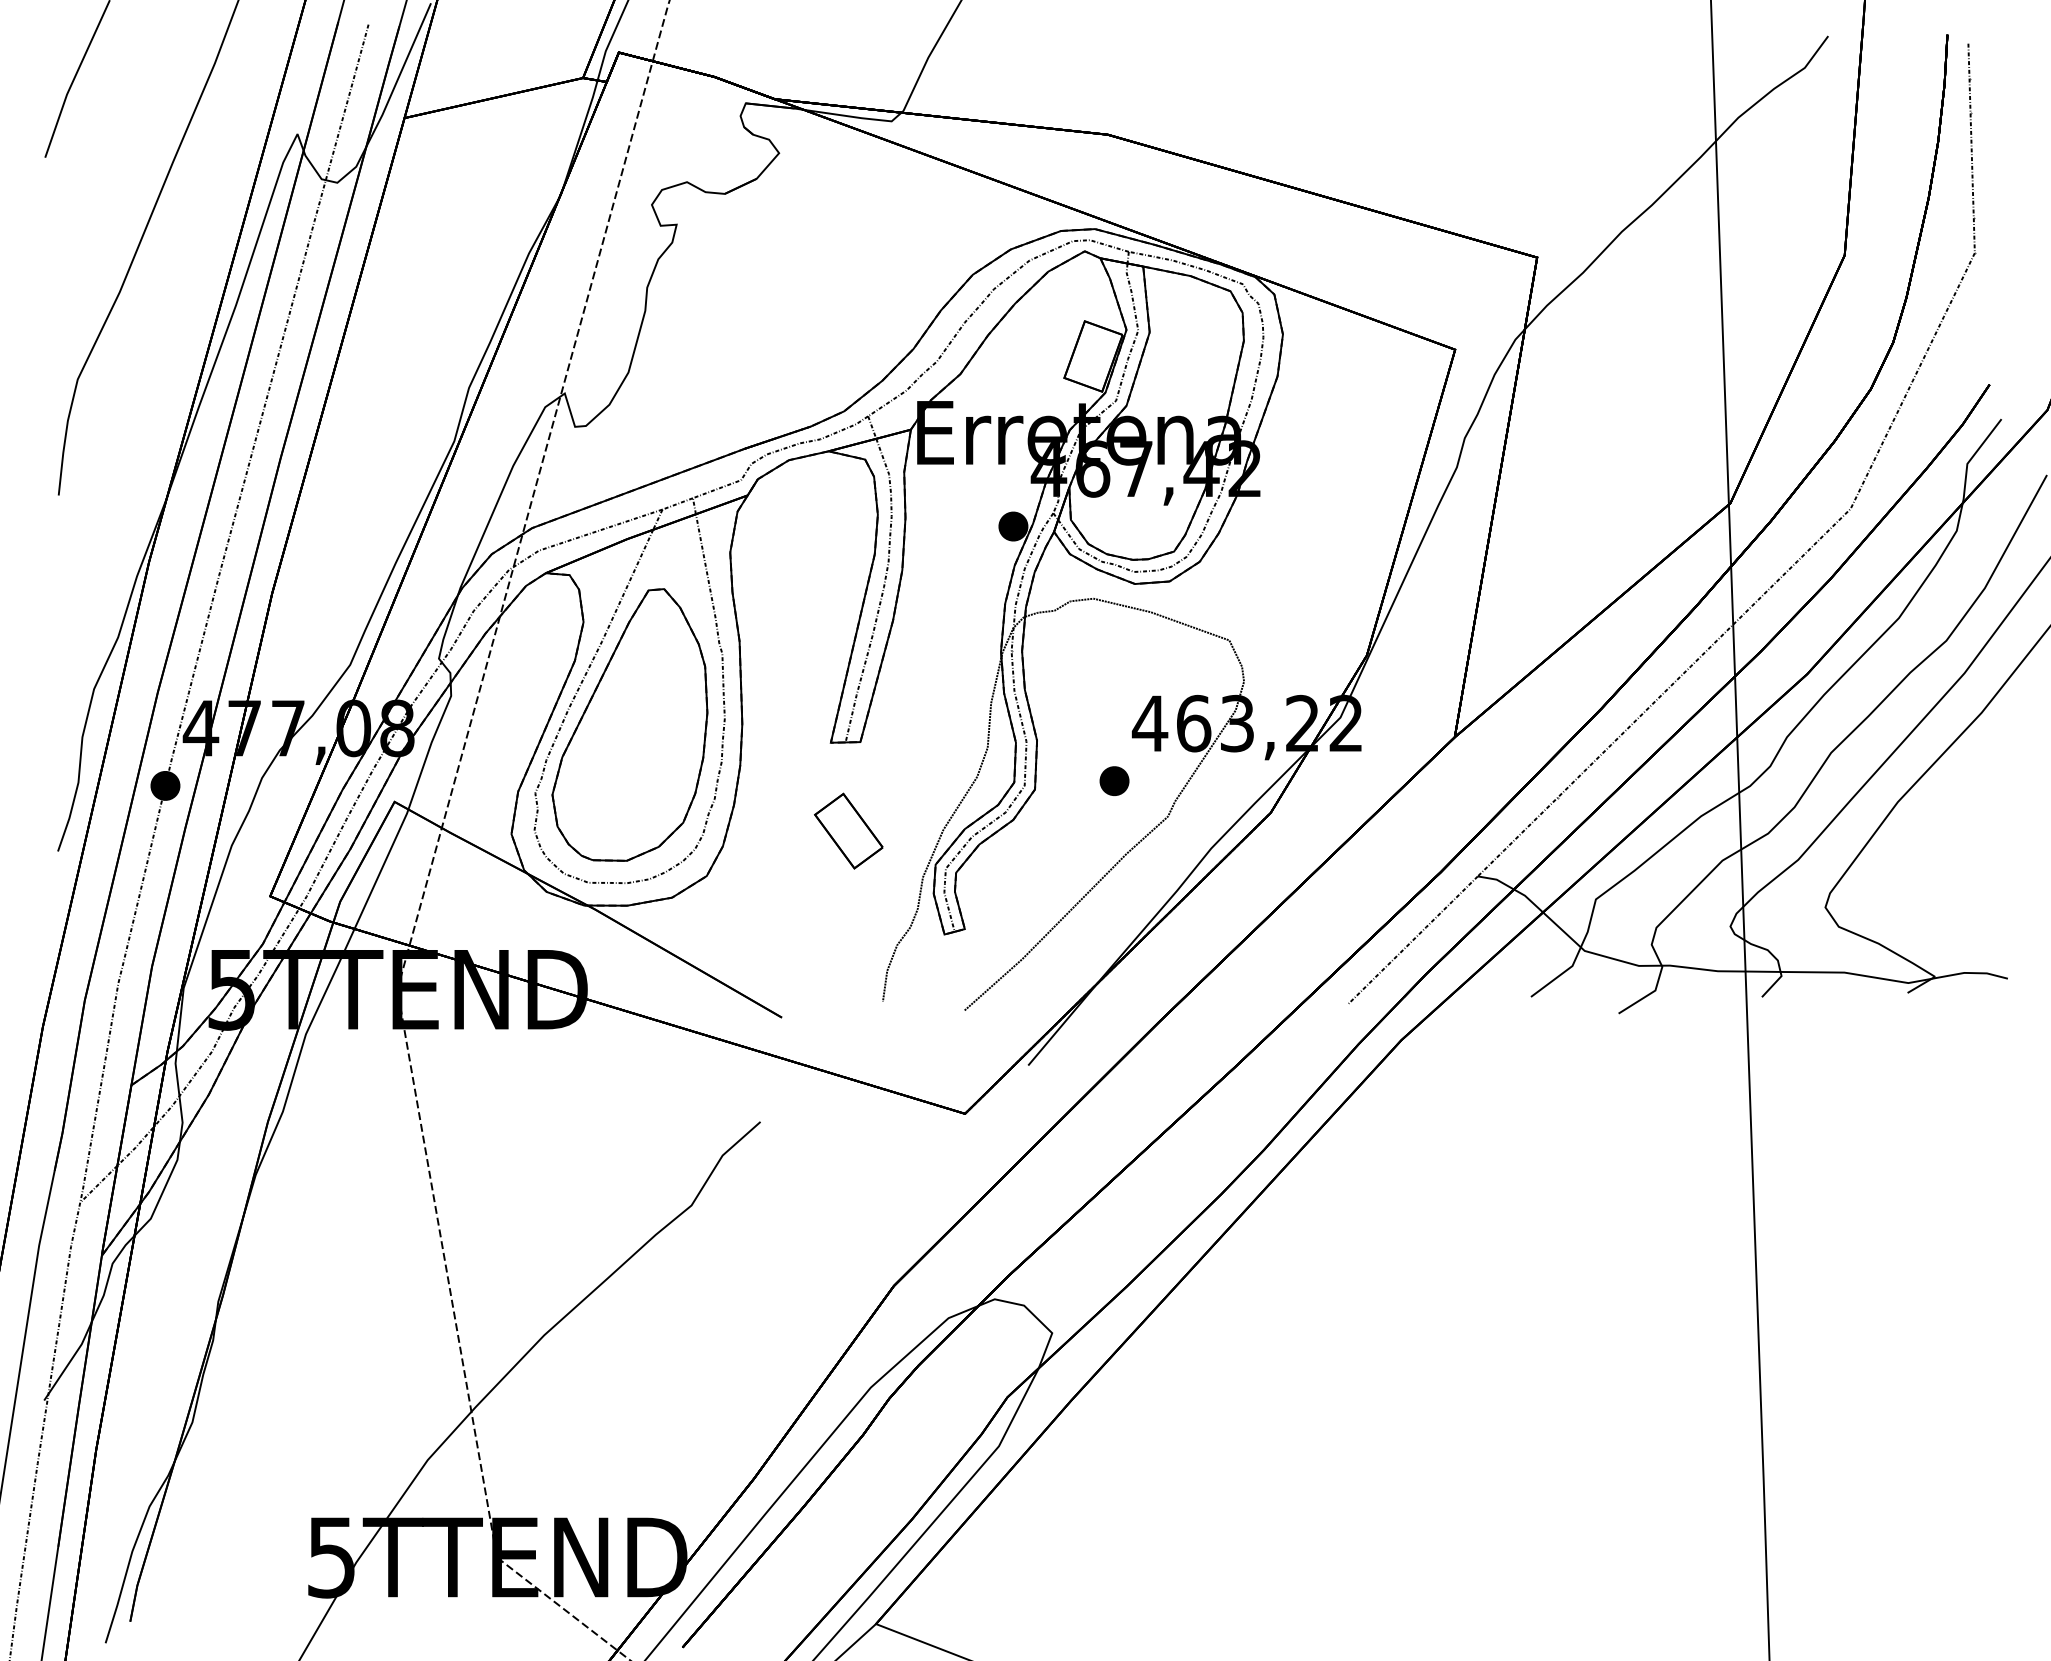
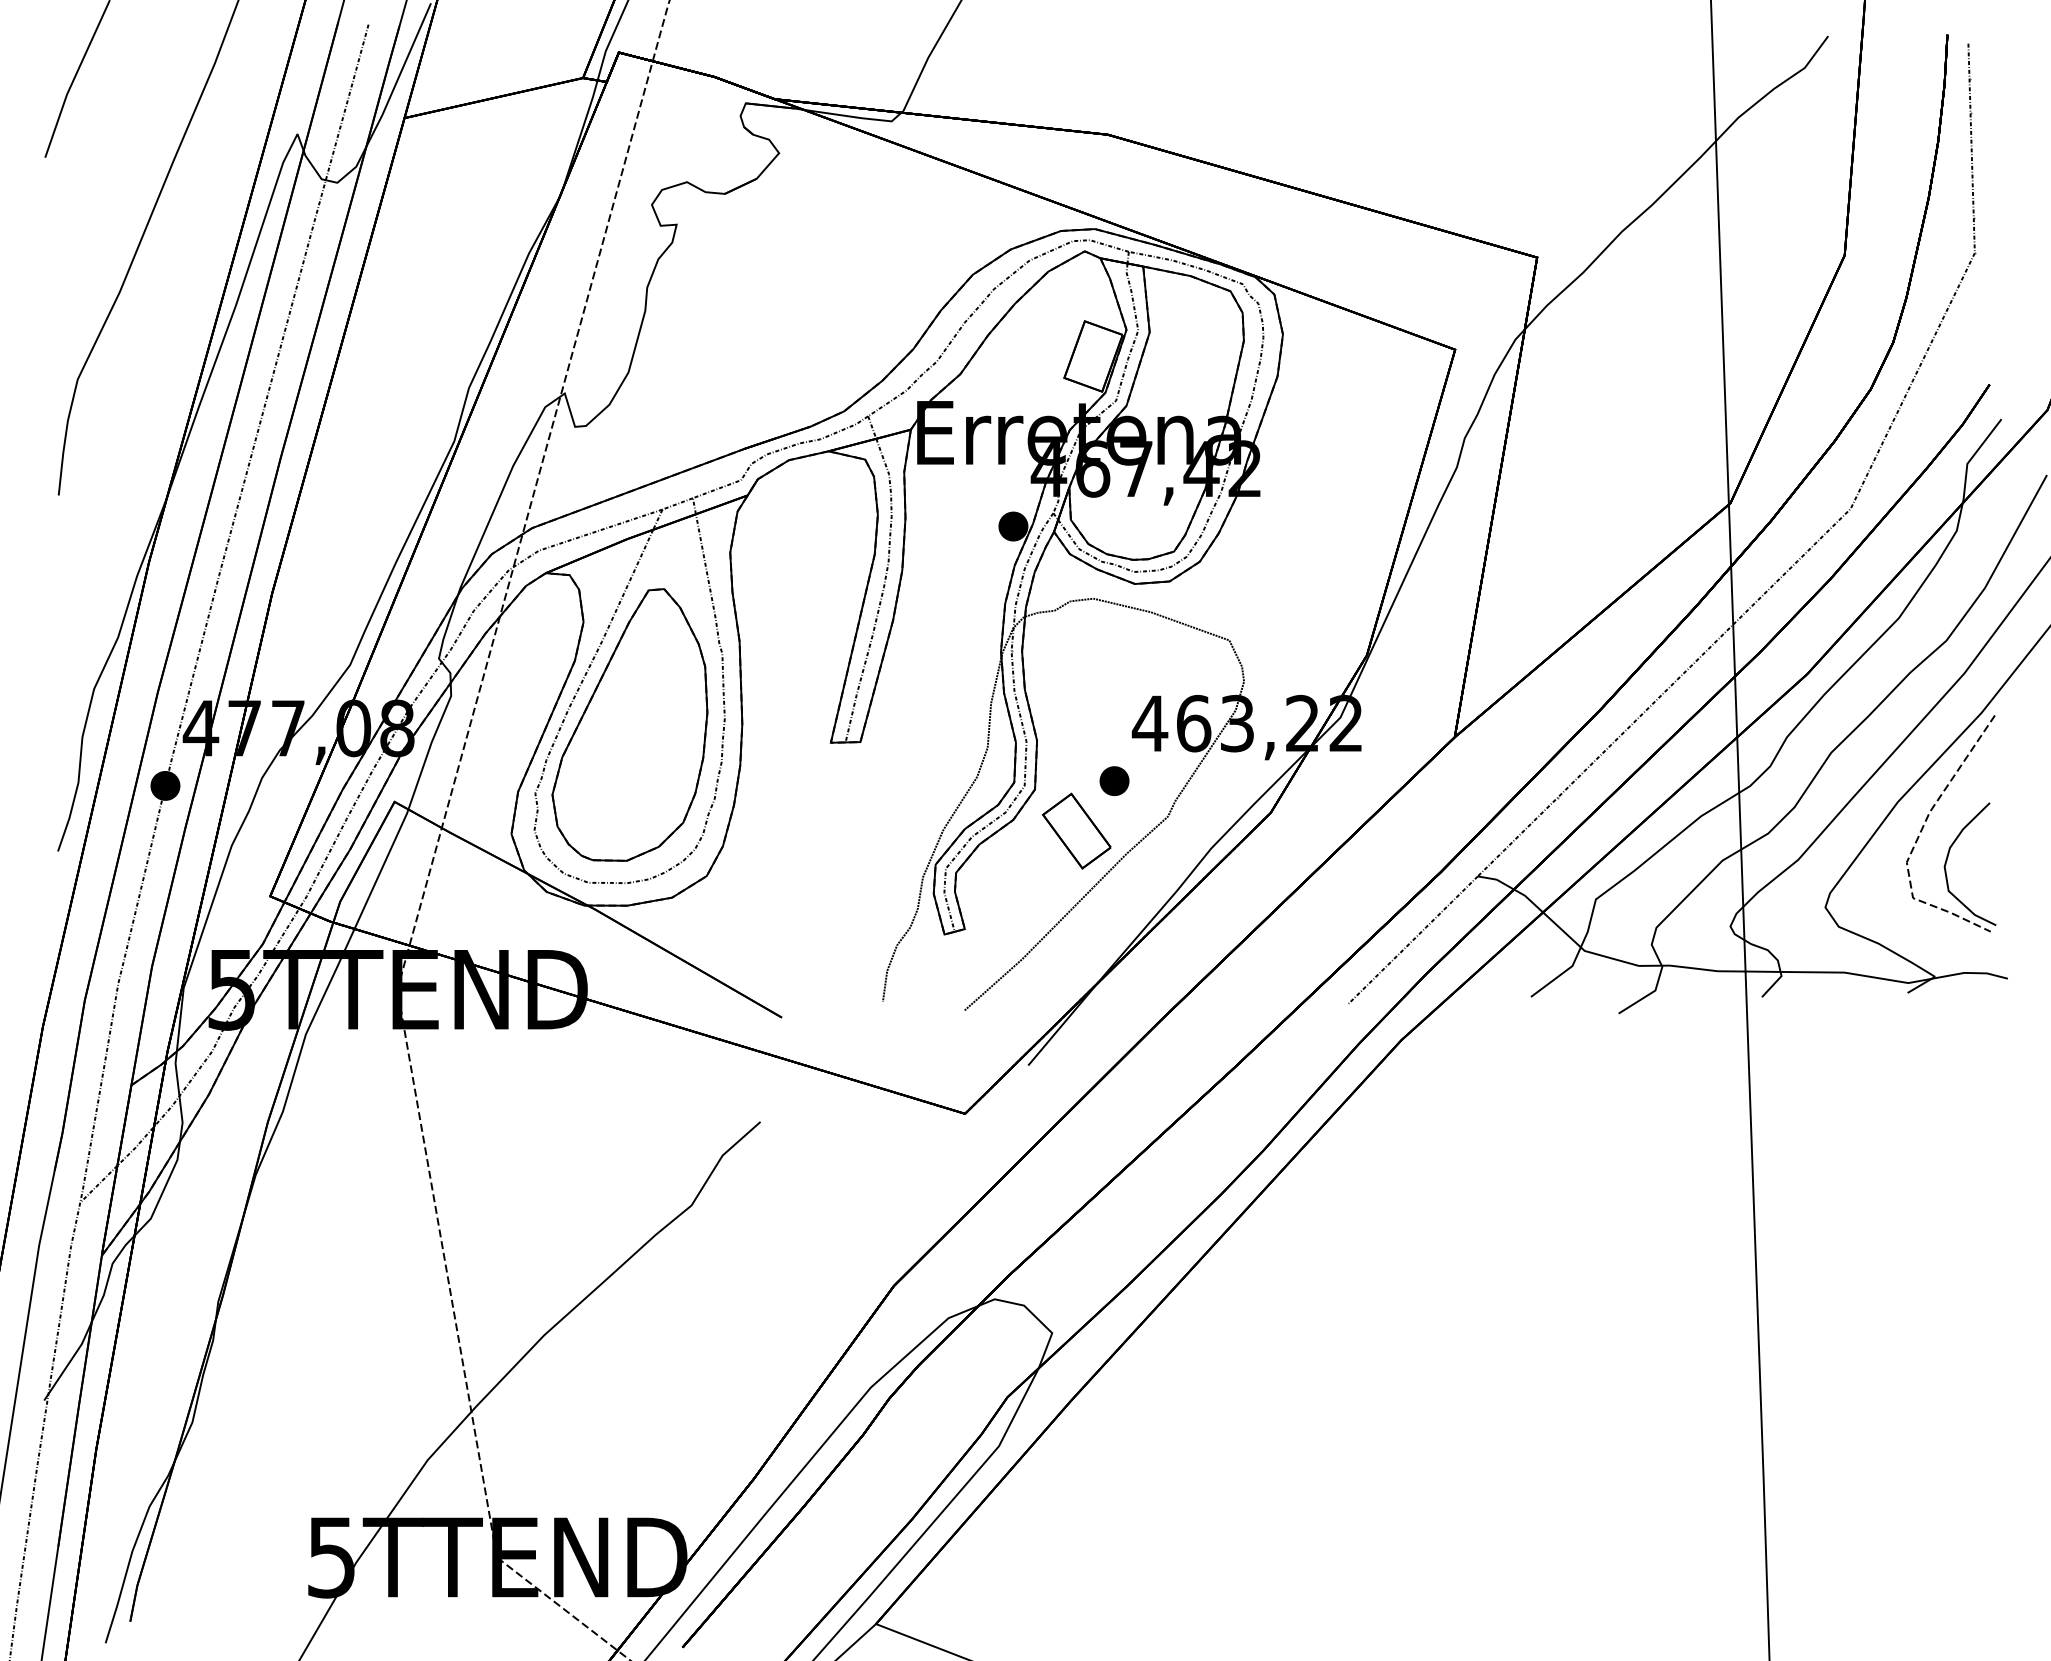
part: none -> present (1961, 829)
part position: (848, 830) -> (1076, 830) (1076, 830)
